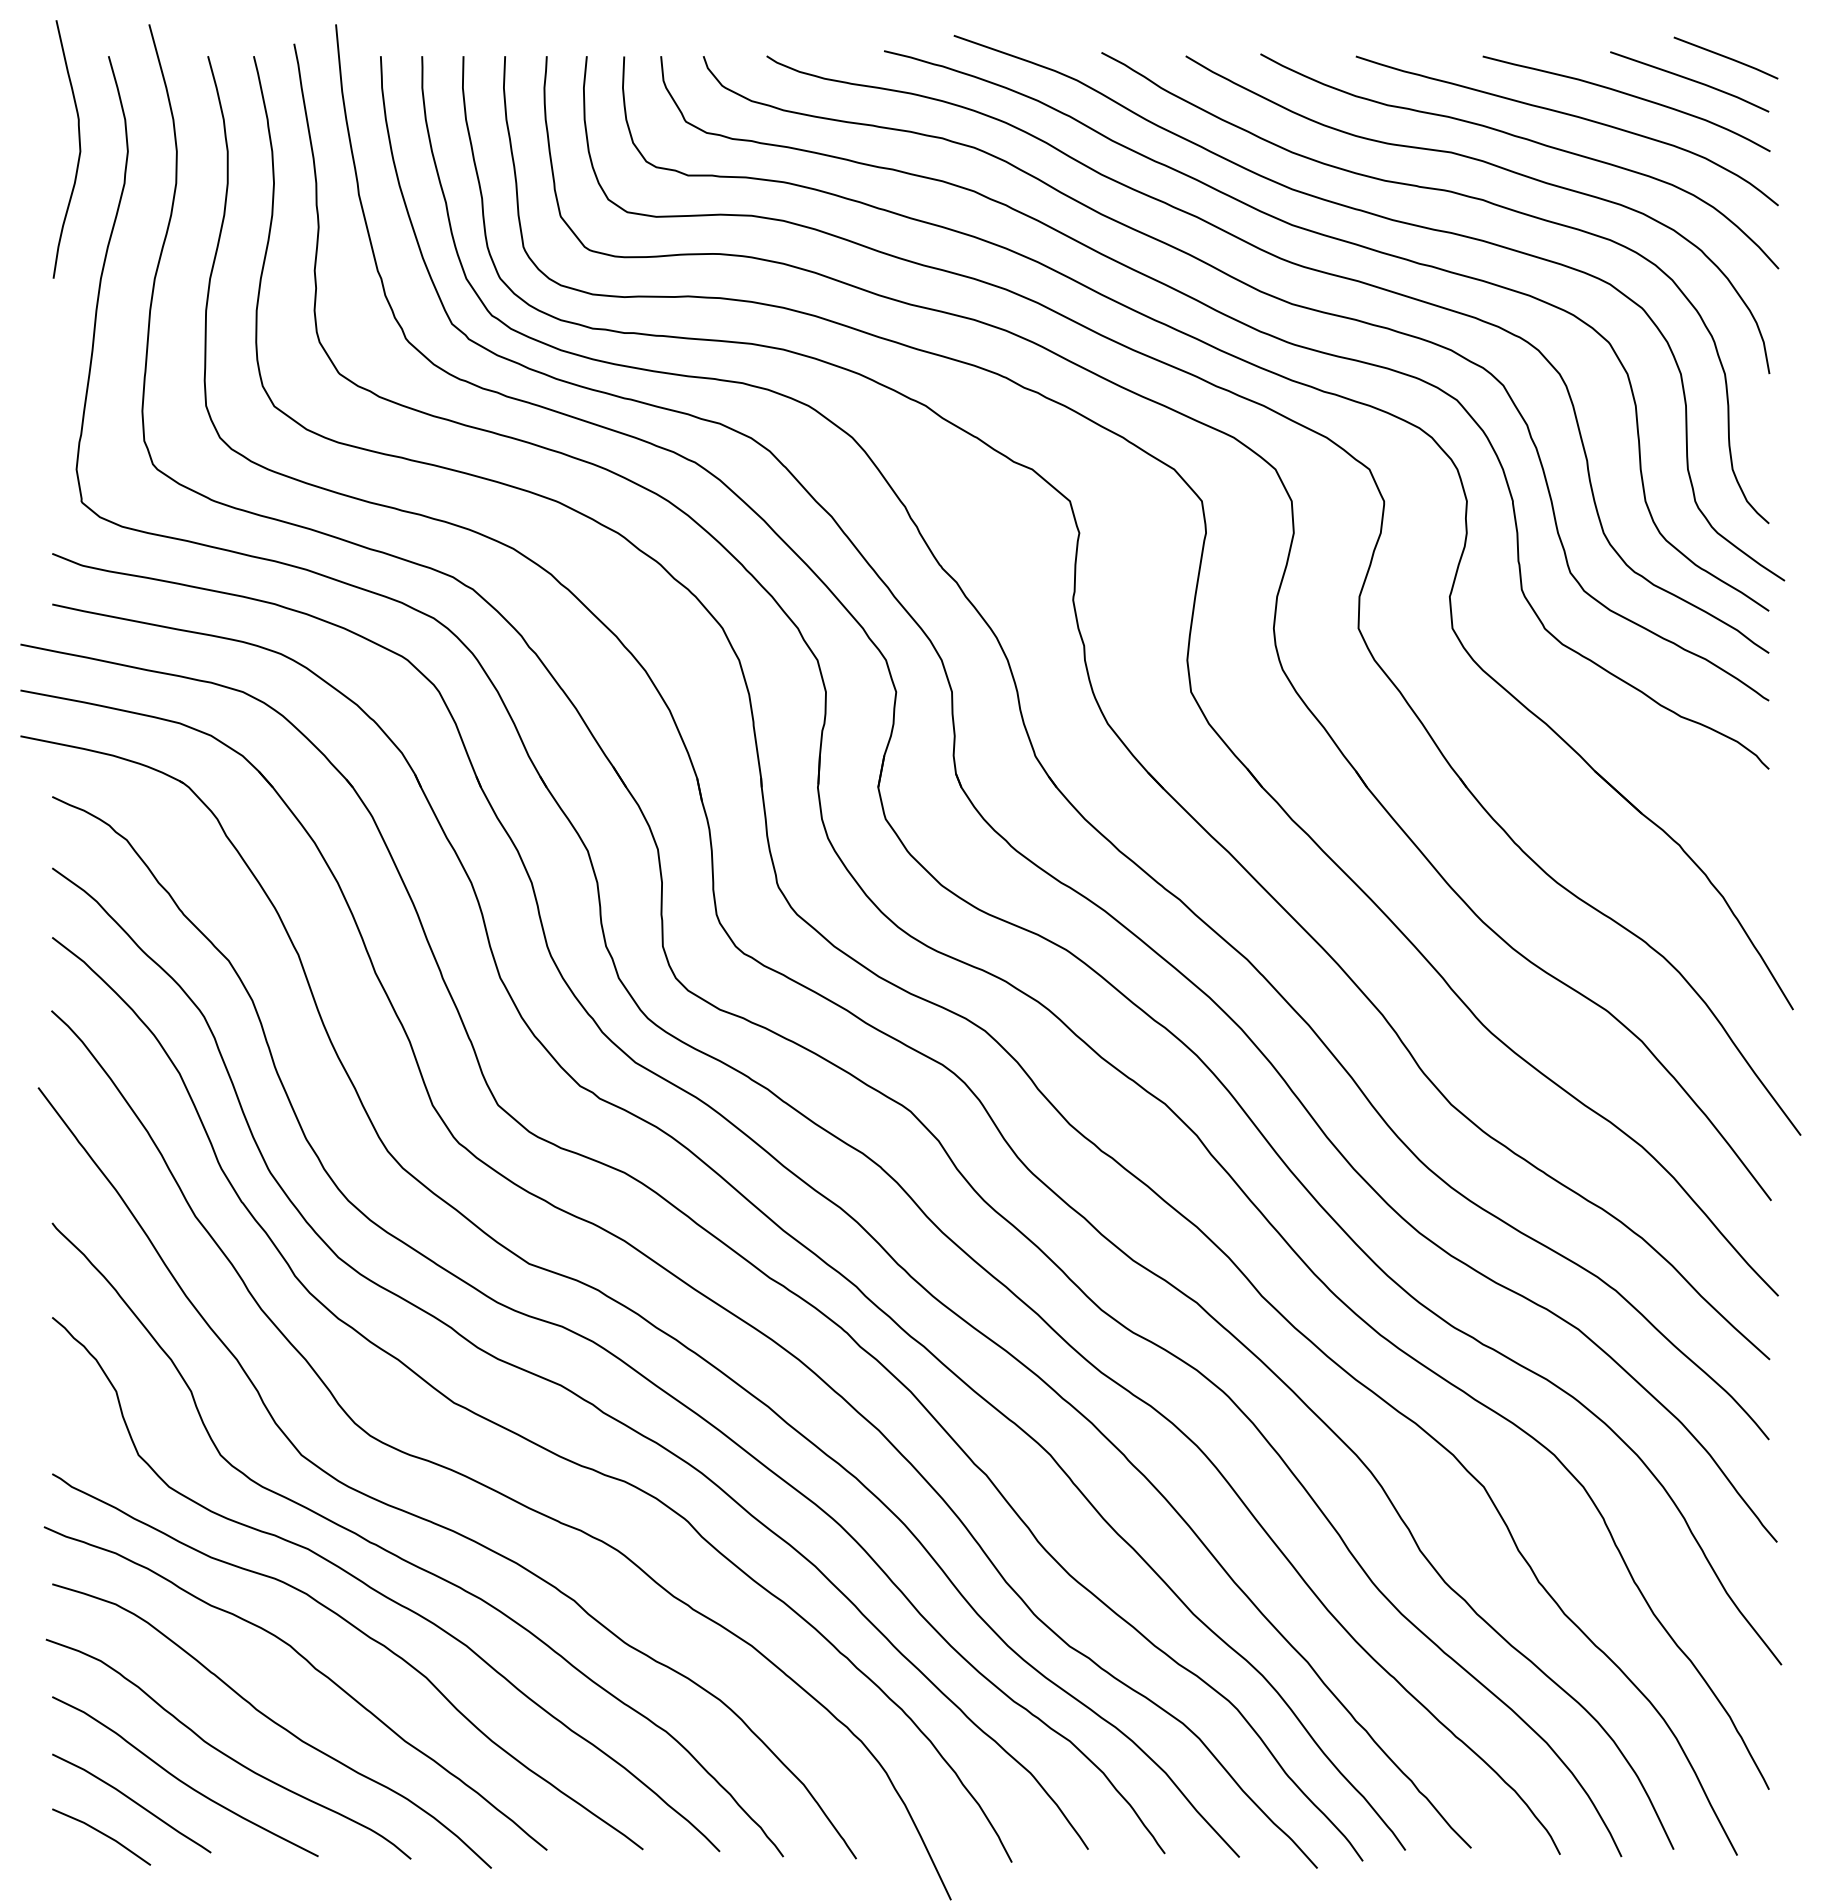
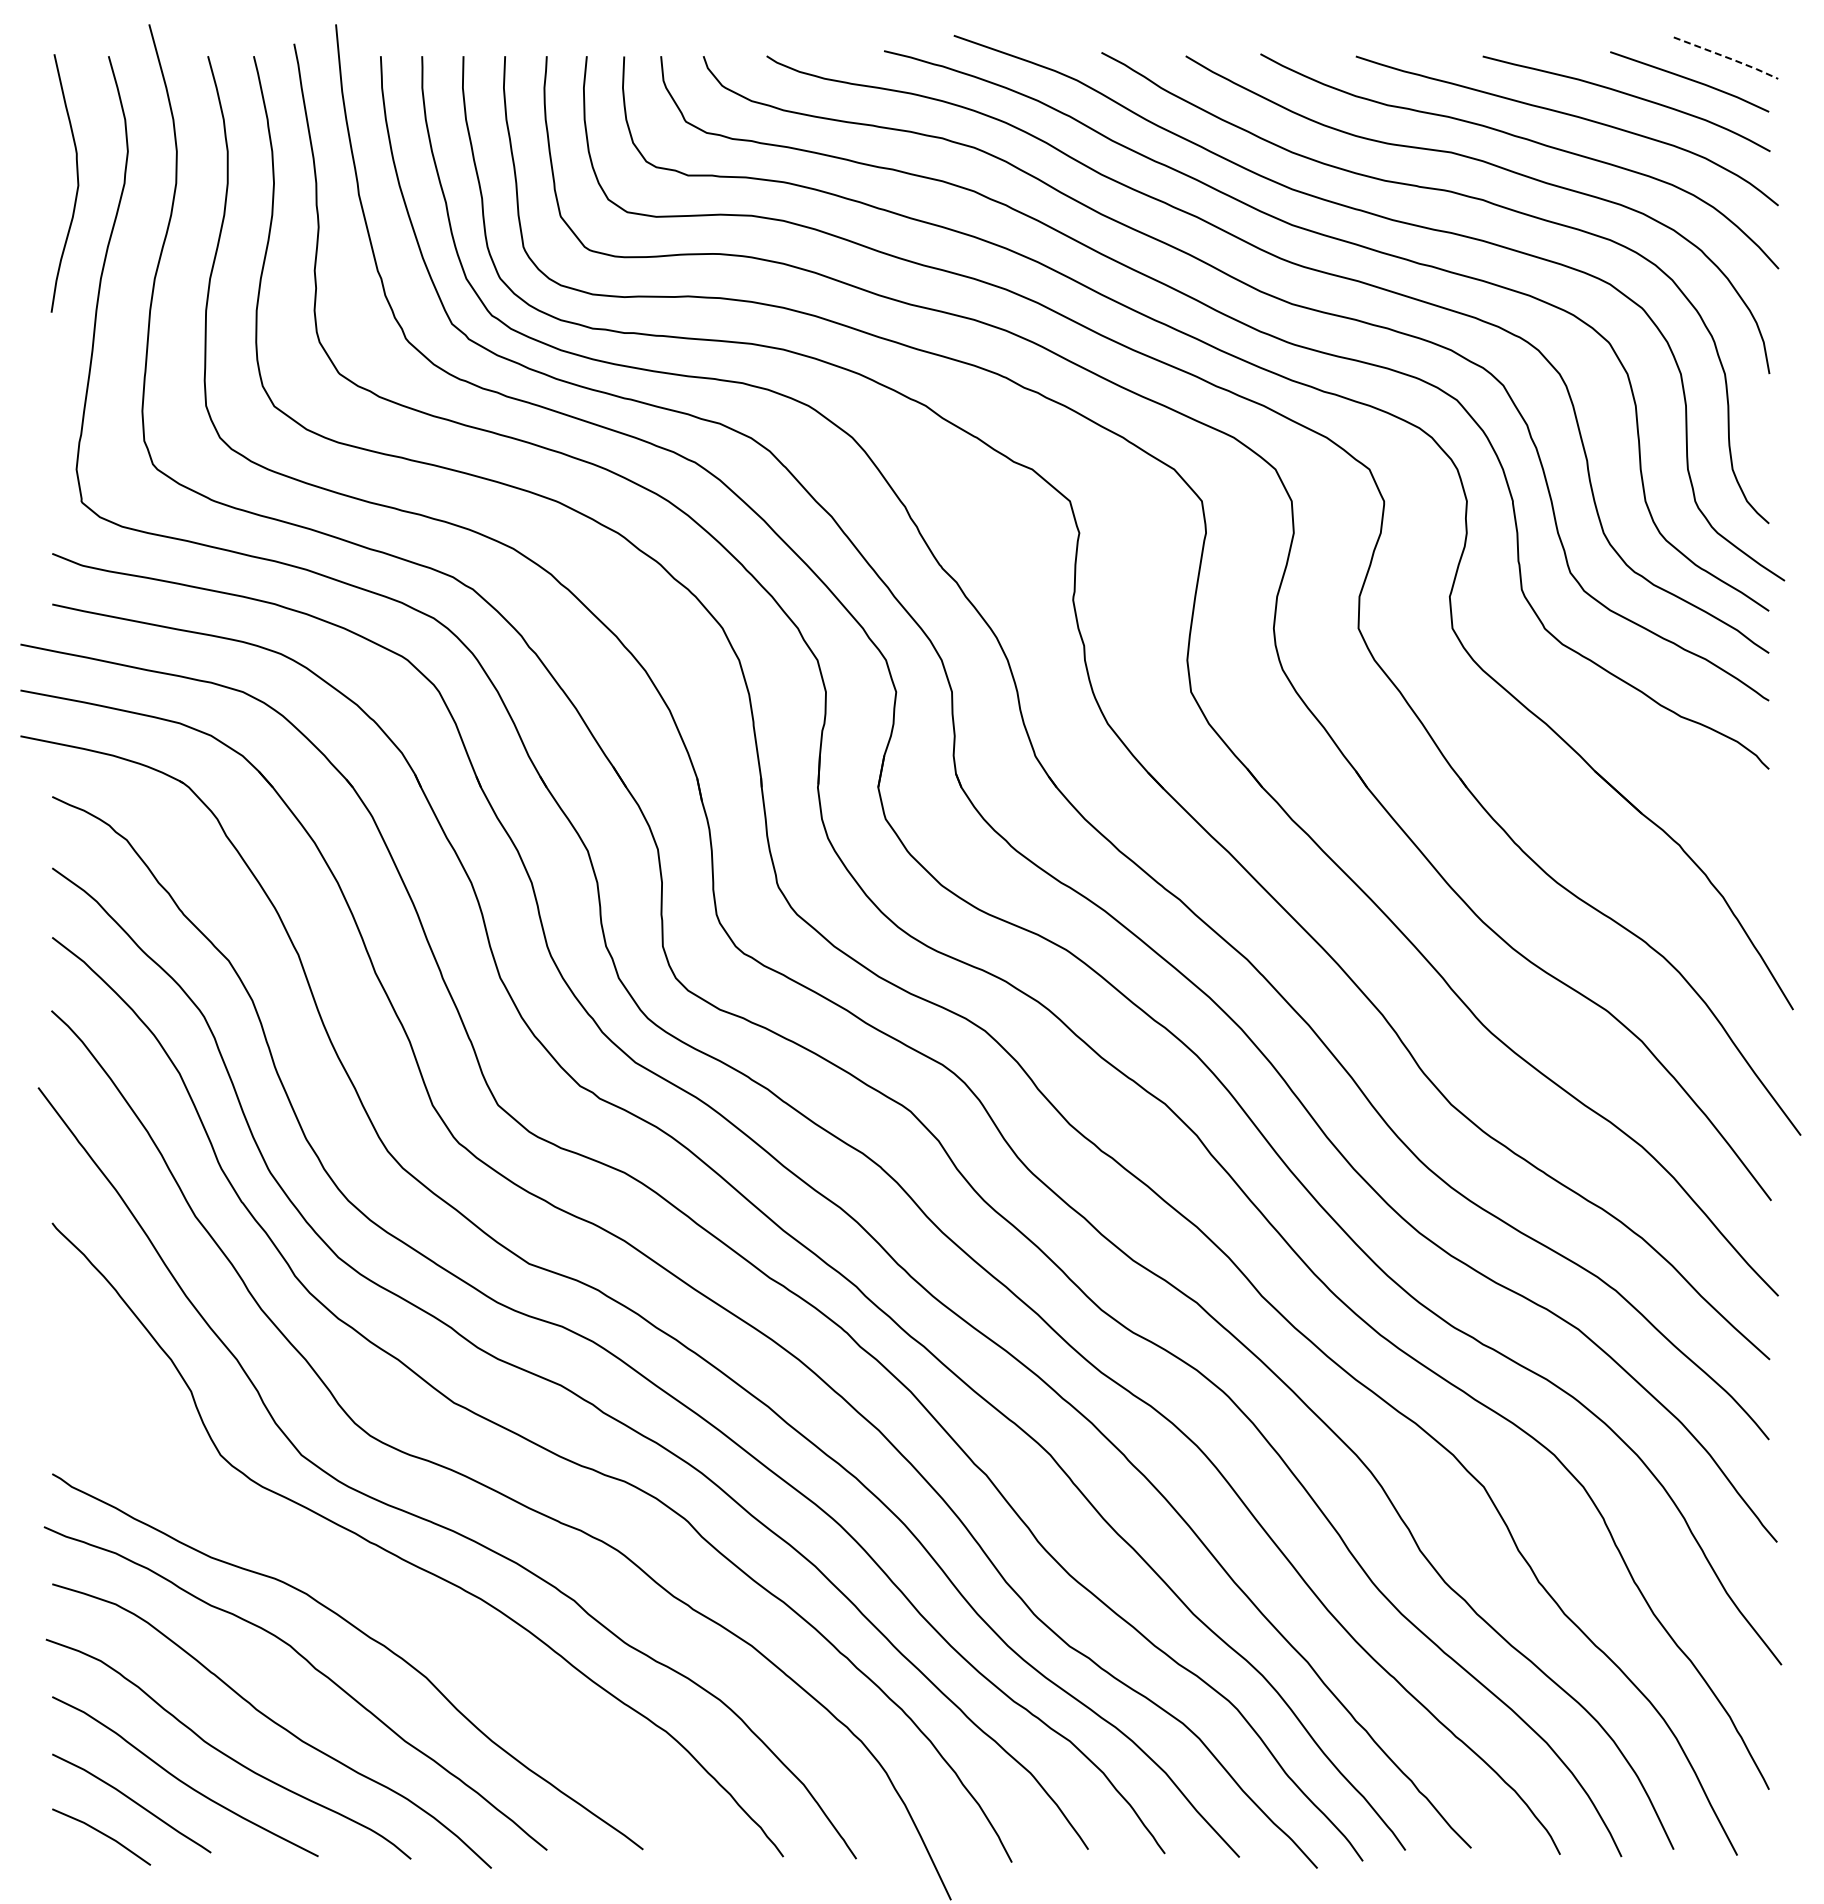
line: solid -> dashed (1727, 57)
curve position: (79, 149) -> (77, 183) (77, 183)
curve: present -> none (382, 1593)
